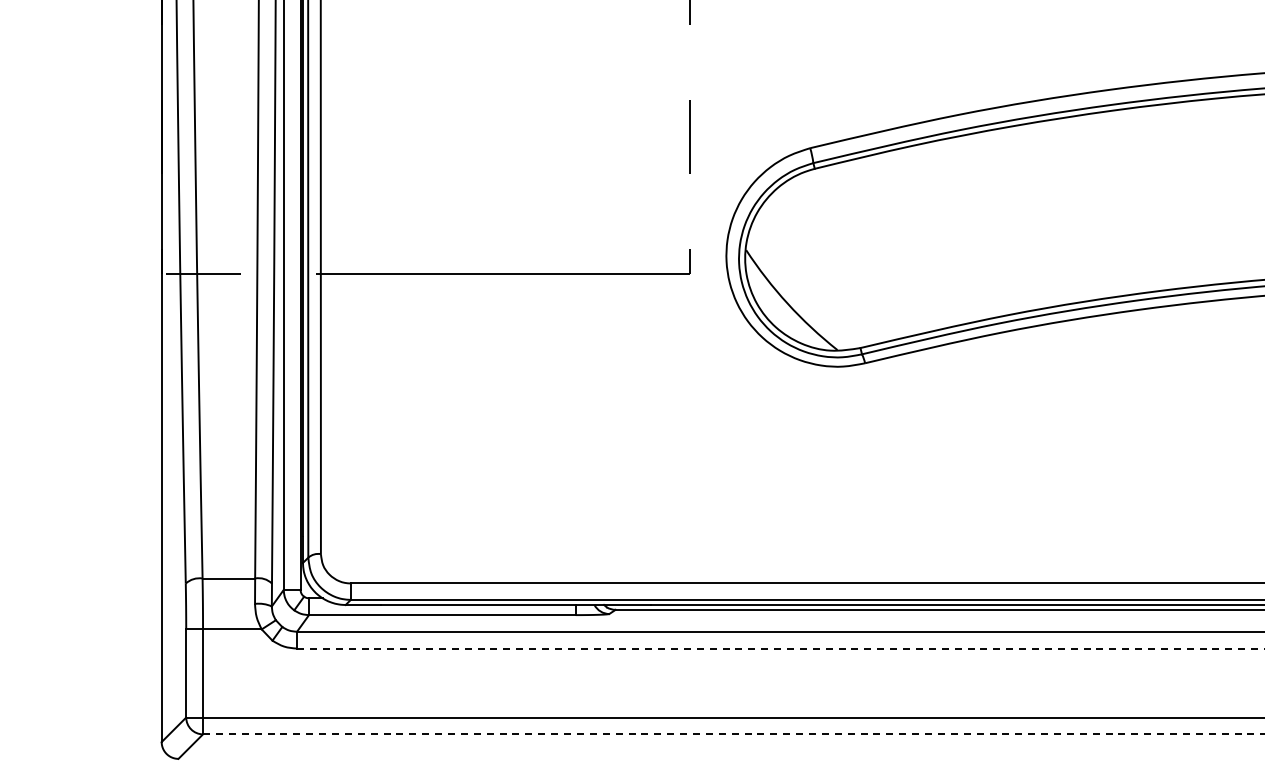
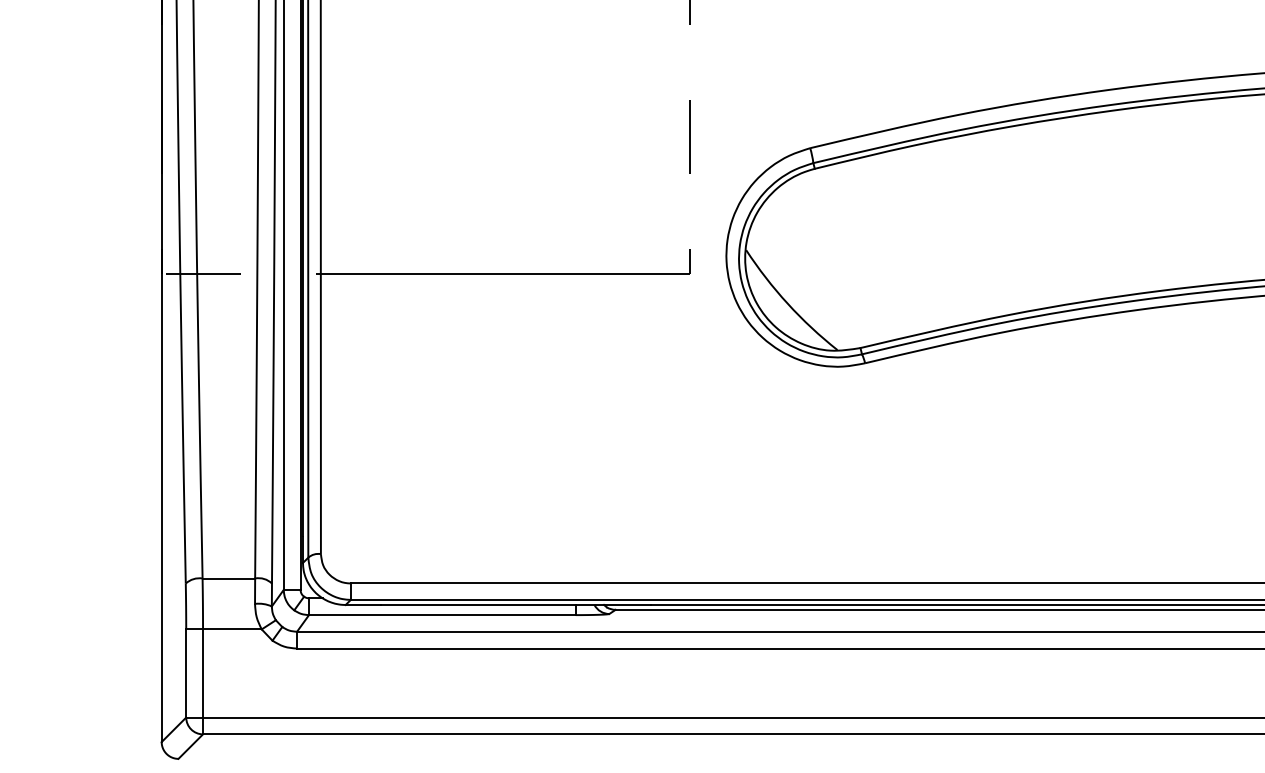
line: dashed -> solid (780, 648)
line: dashed -> solid (733, 734)
